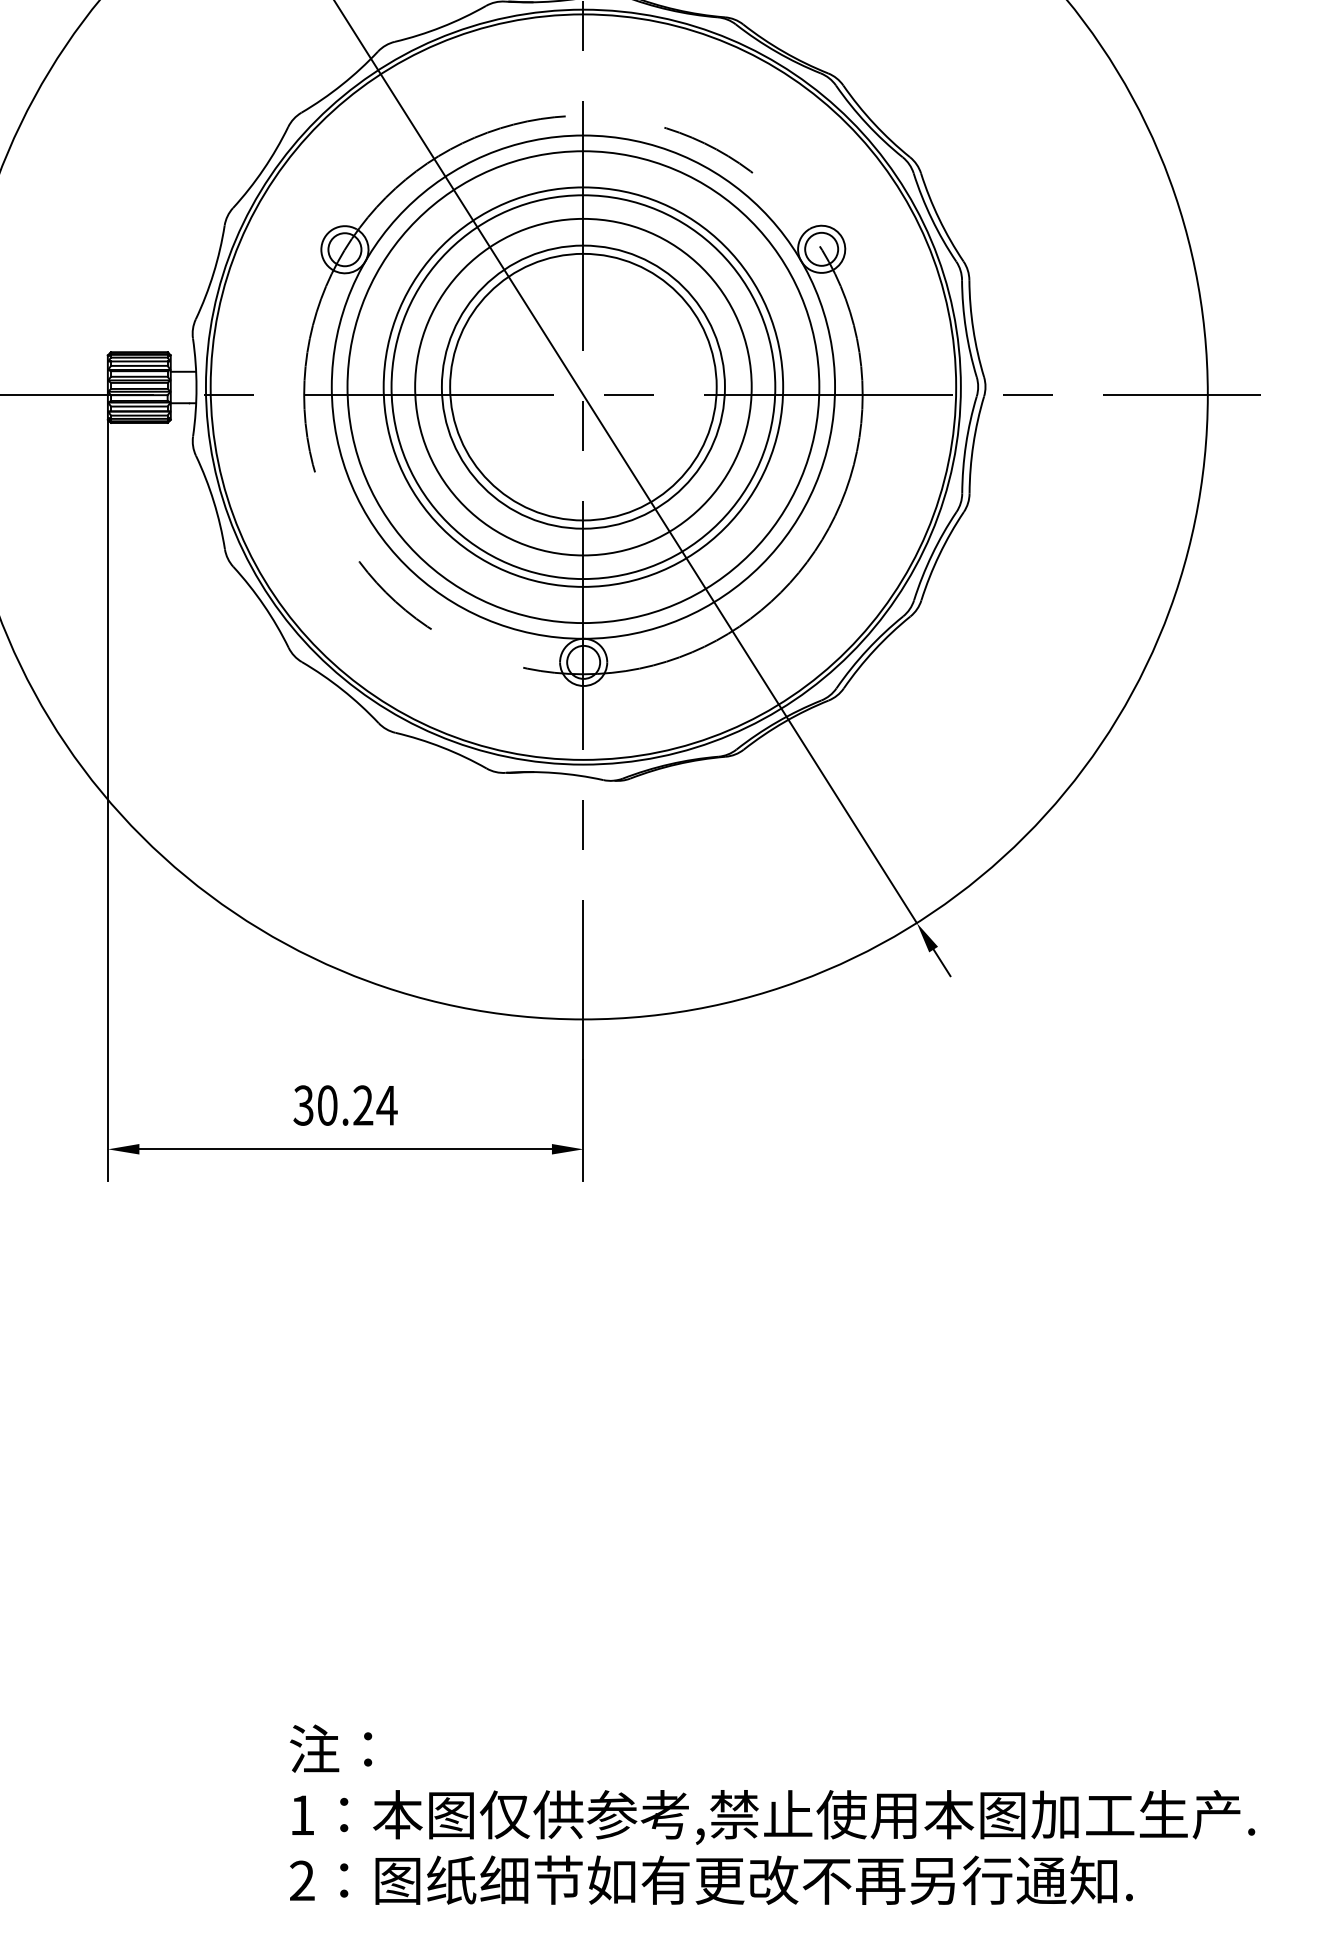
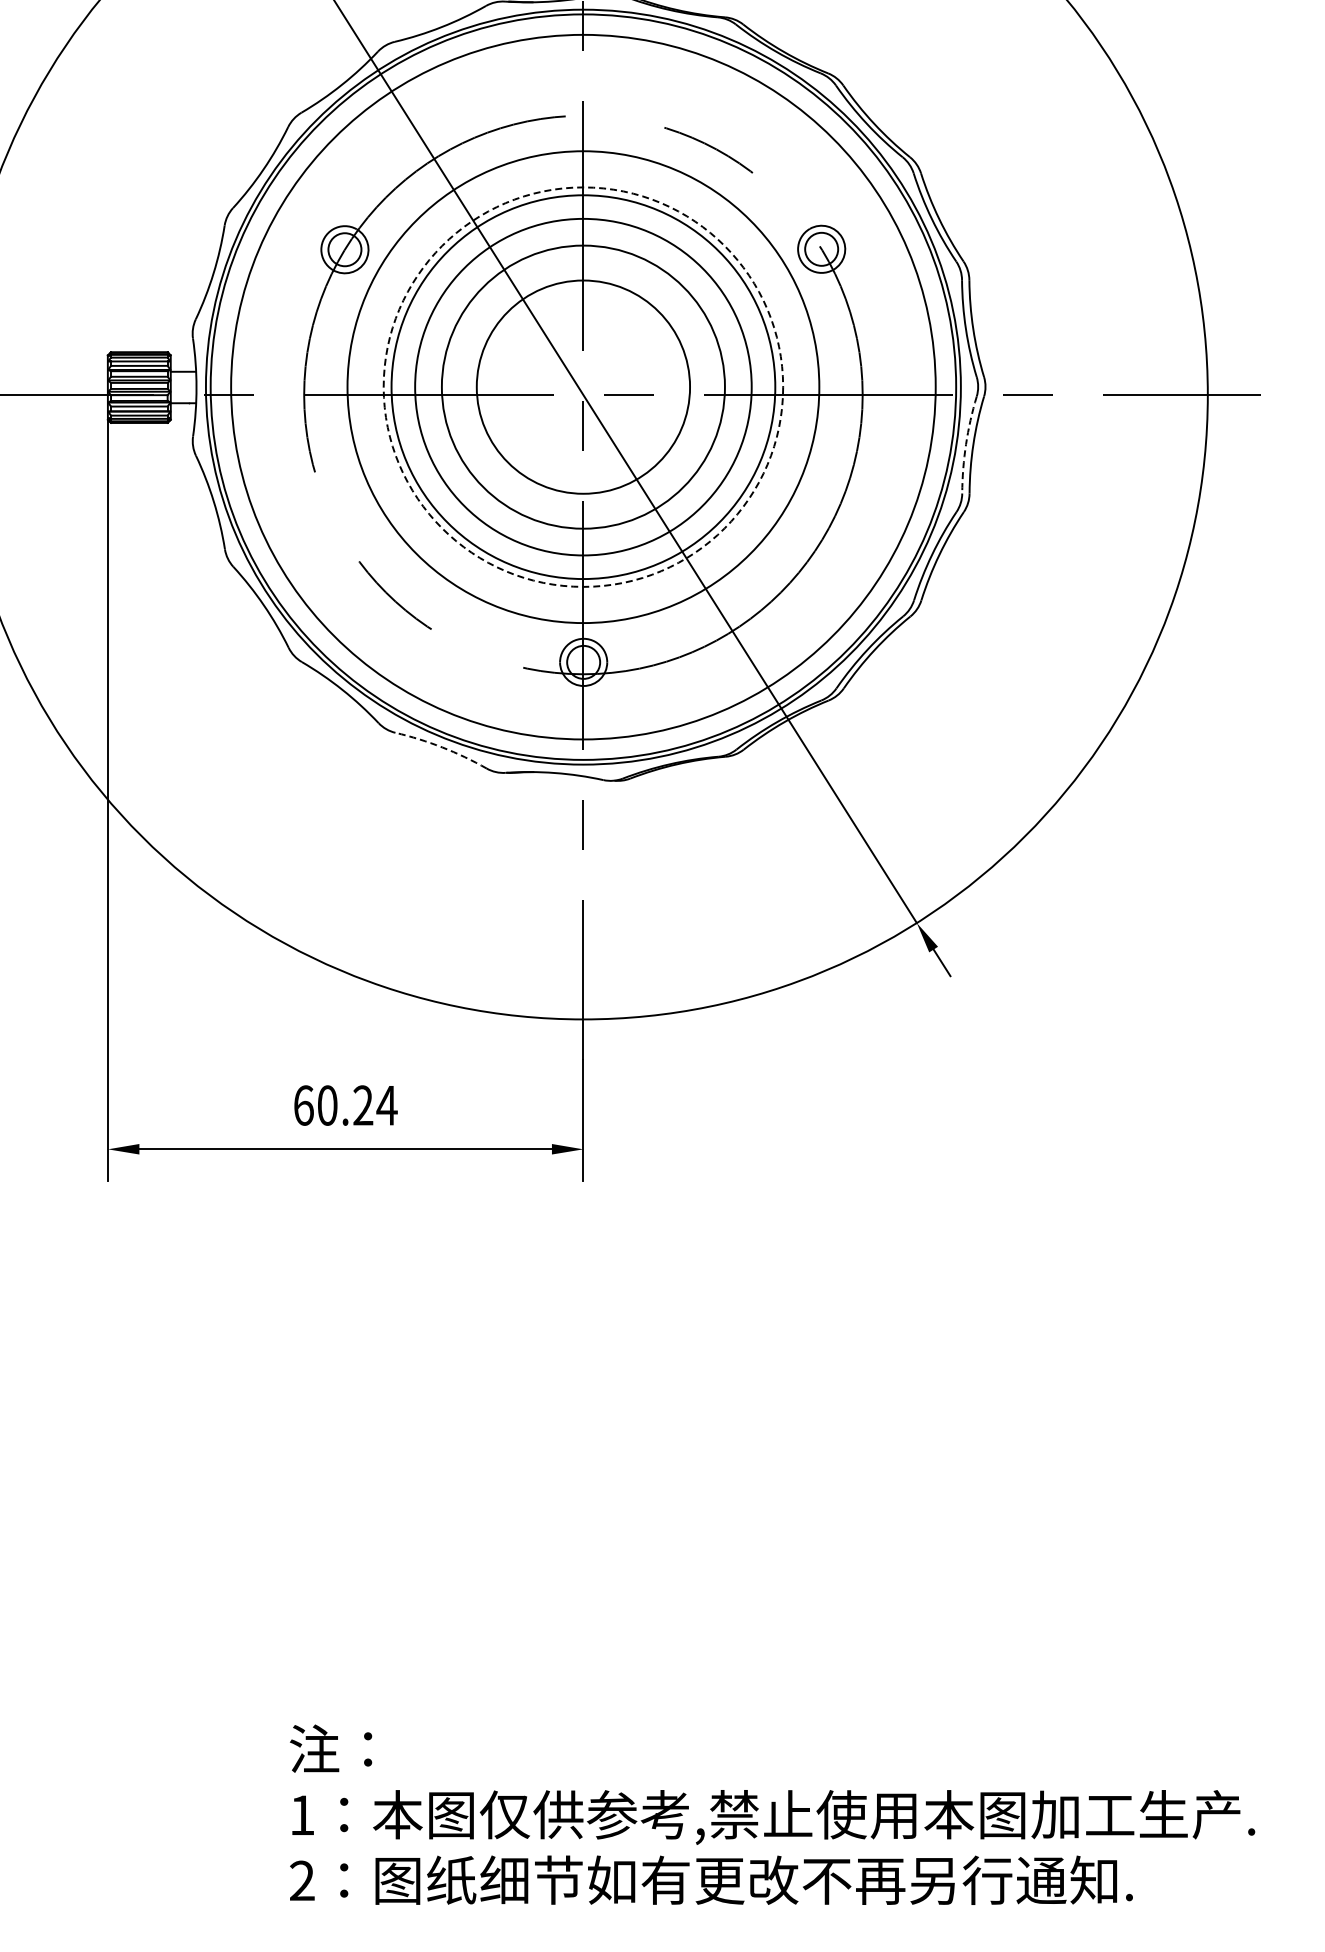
circle diameter: 267 px -> 213 px (583, 386)
circle diameter: 503 px -> 705 px (583, 386)
circle: solid -> dashed (583, 386)
arc: solid -> dashed (966, 444)
arc: solid -> dashed (442, 747)
text: 30.24 -> 60.24 (303, 1105)
